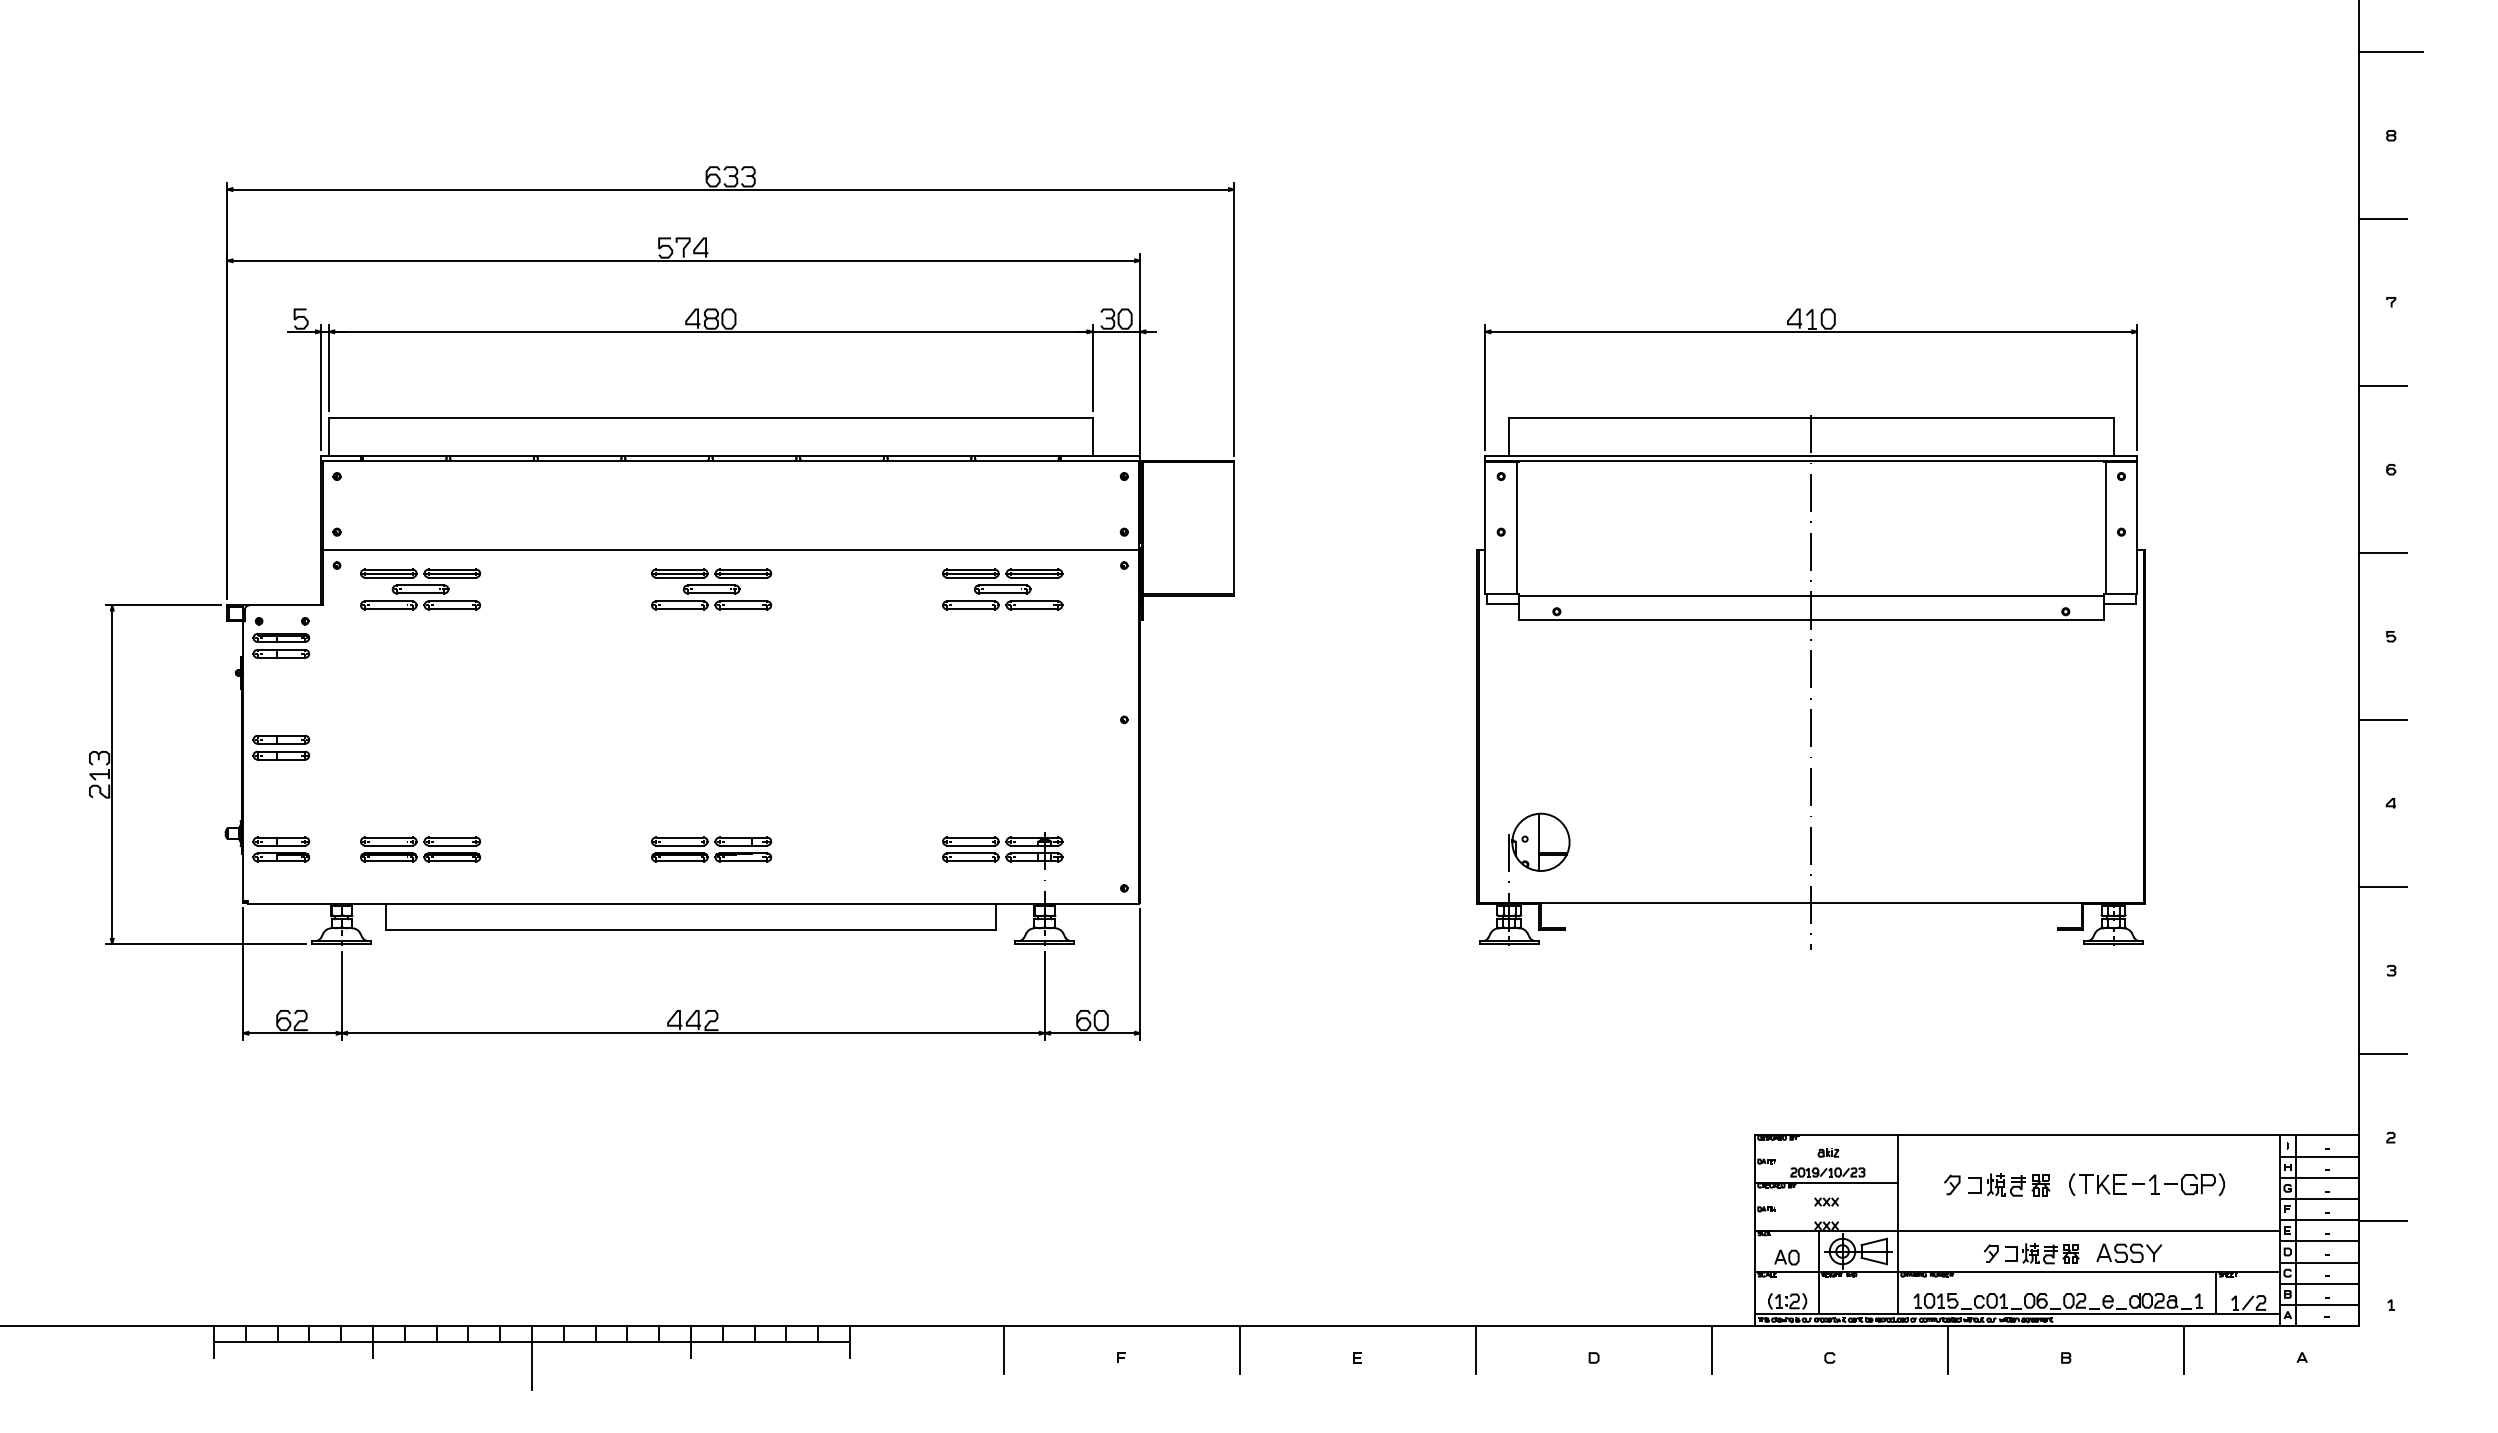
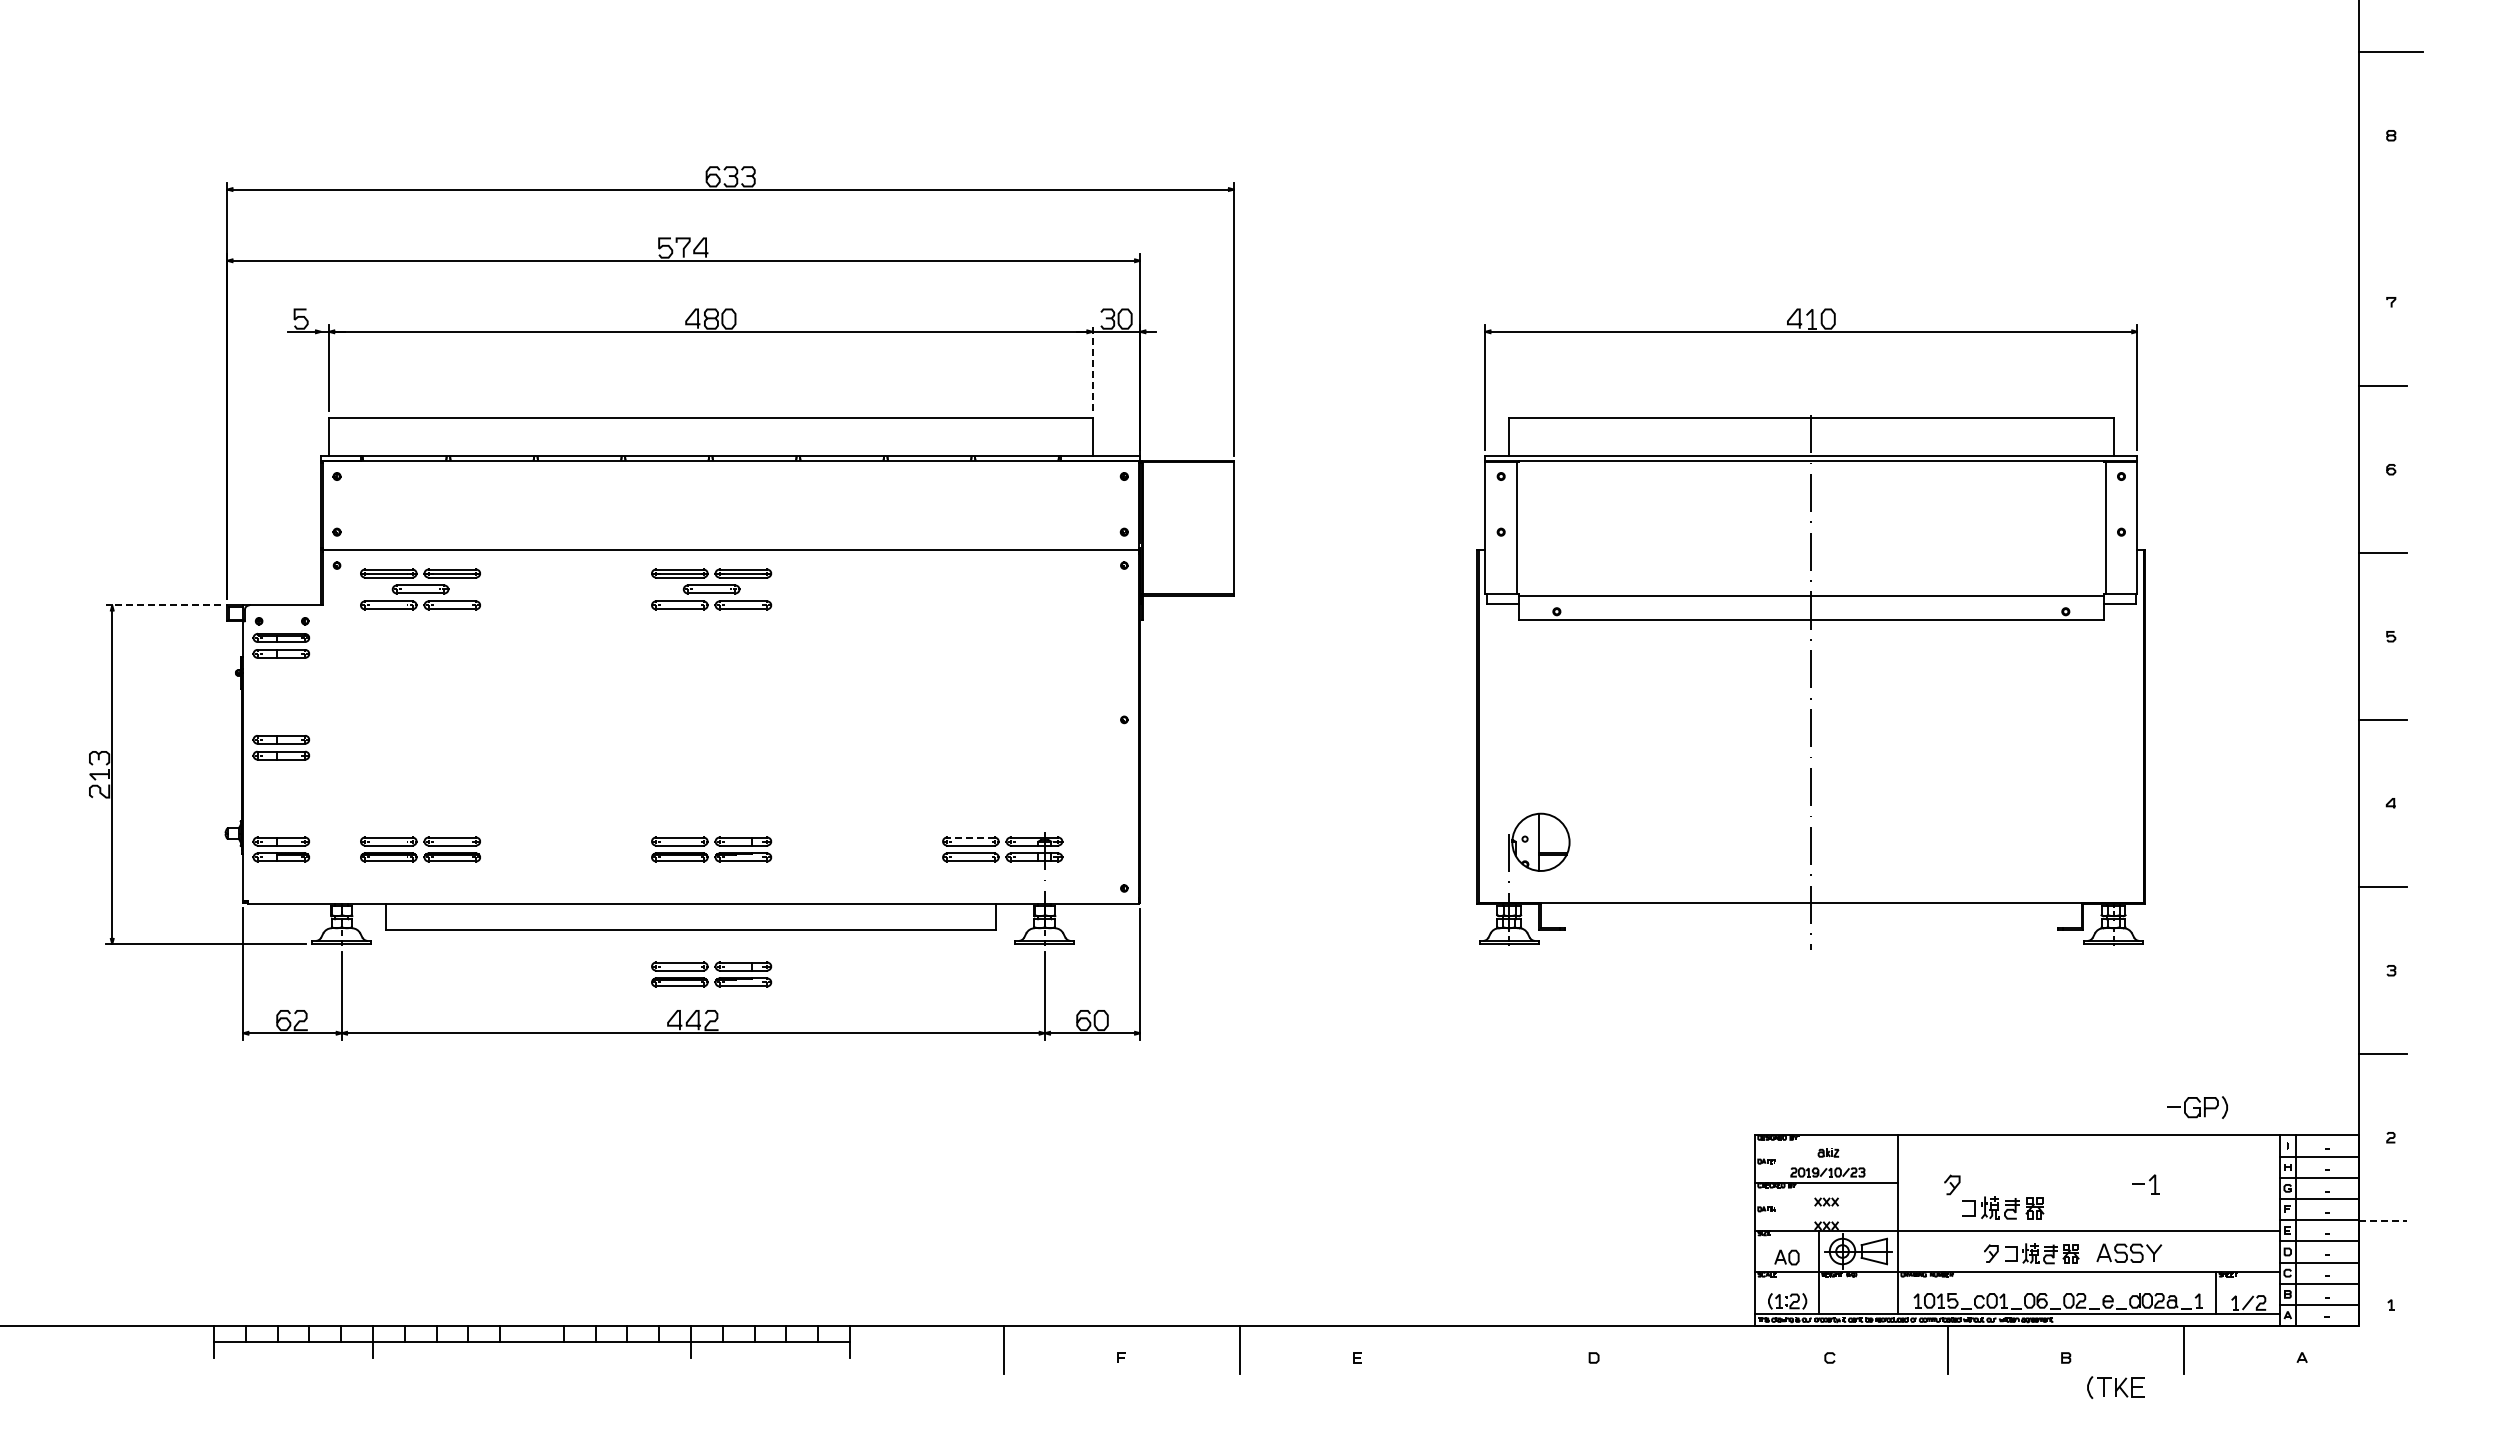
line: present -> none (2383, 219)
line: solid -> dashed (1092, 368)
line: present -> none (321, 387)
part: present -> none (1002, 589)
line: solid -> dashed (163, 605)
line: solid -> dashed (970, 837)
part: none -> present (707, 969)
part position: (2009, 1184) -> (2003, 1207) (2003, 1207)
part position: (2097, 1184) -> (2115, 1387) (2115, 1387)
part position: (2194, 1184) -> (2197, 1107) (2197, 1107)
line: solid -> dashed (2383, 1221)
line: present -> none (1476, 1349)
line: present -> none (1712, 1349)
line: present -> none (532, 1357)
